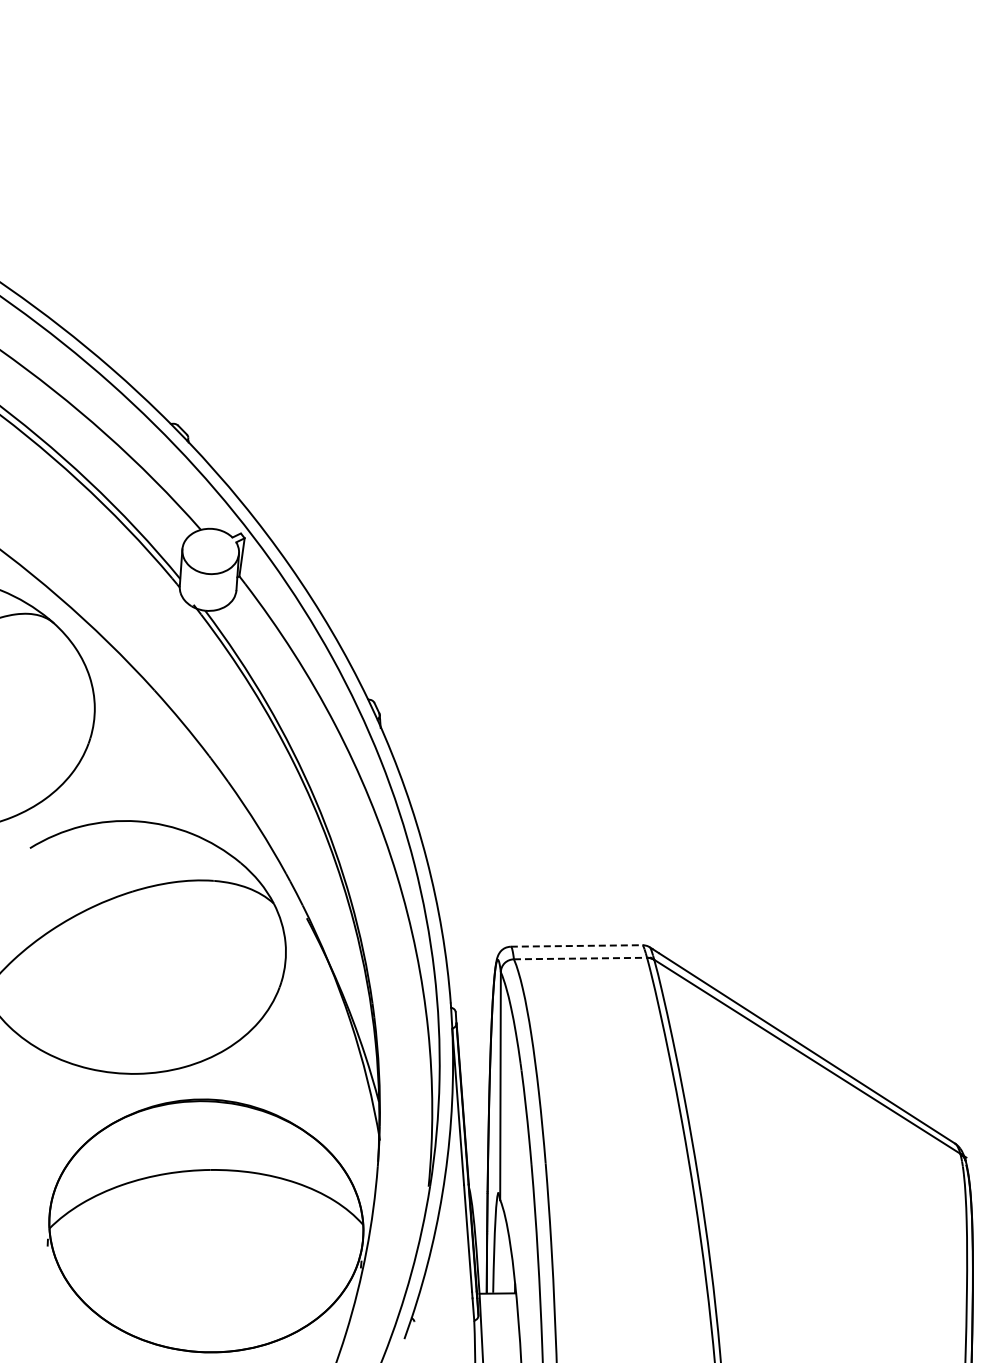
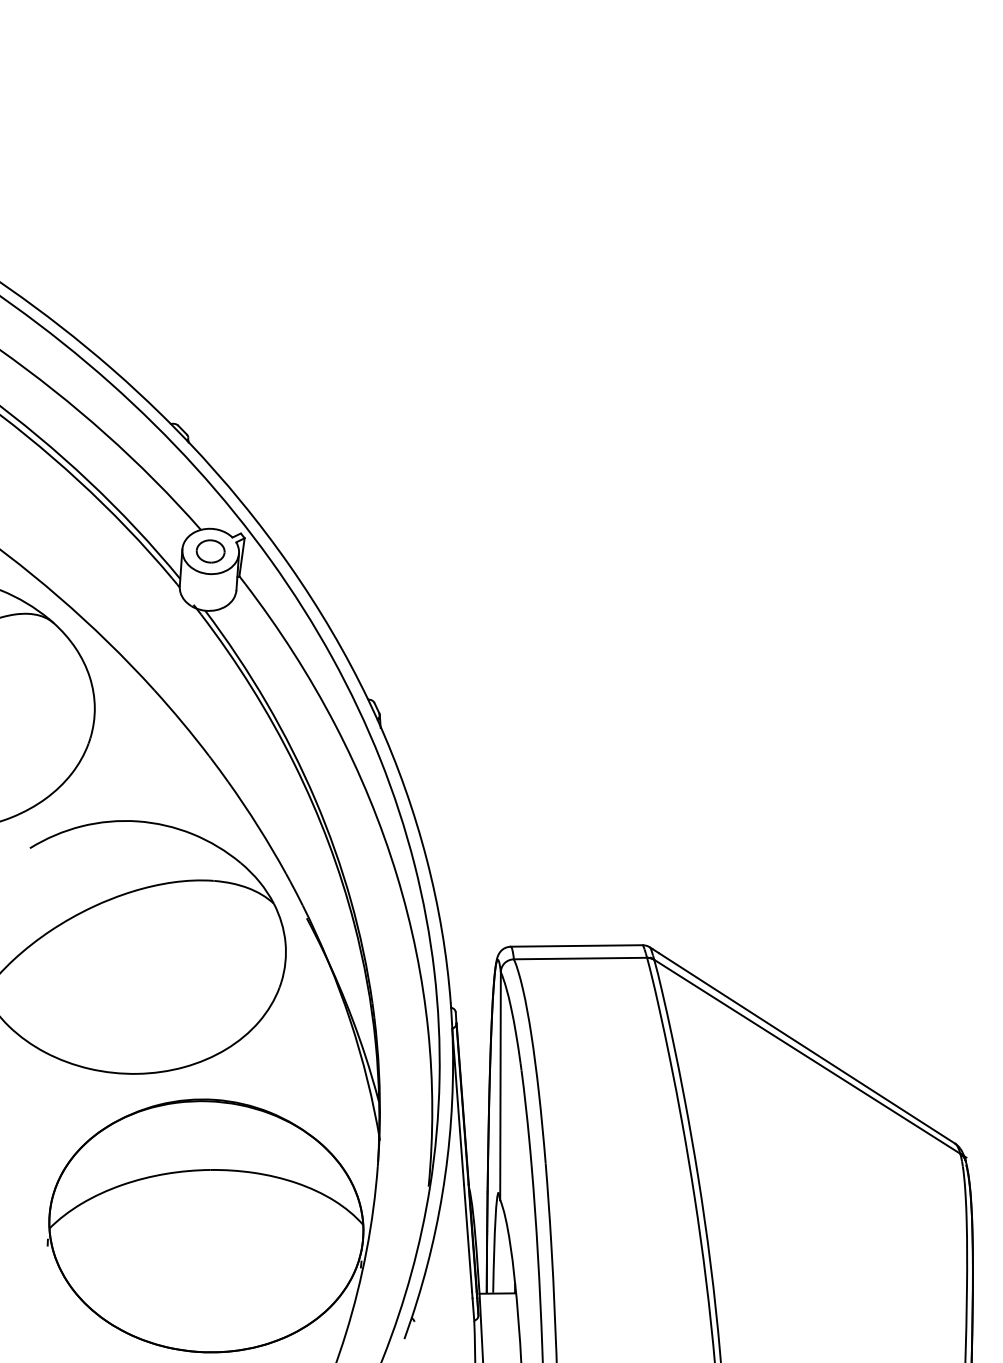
part: none -> present (210, 551)
line: dashed -> solid (576, 945)
line: dashed -> solid (580, 958)
